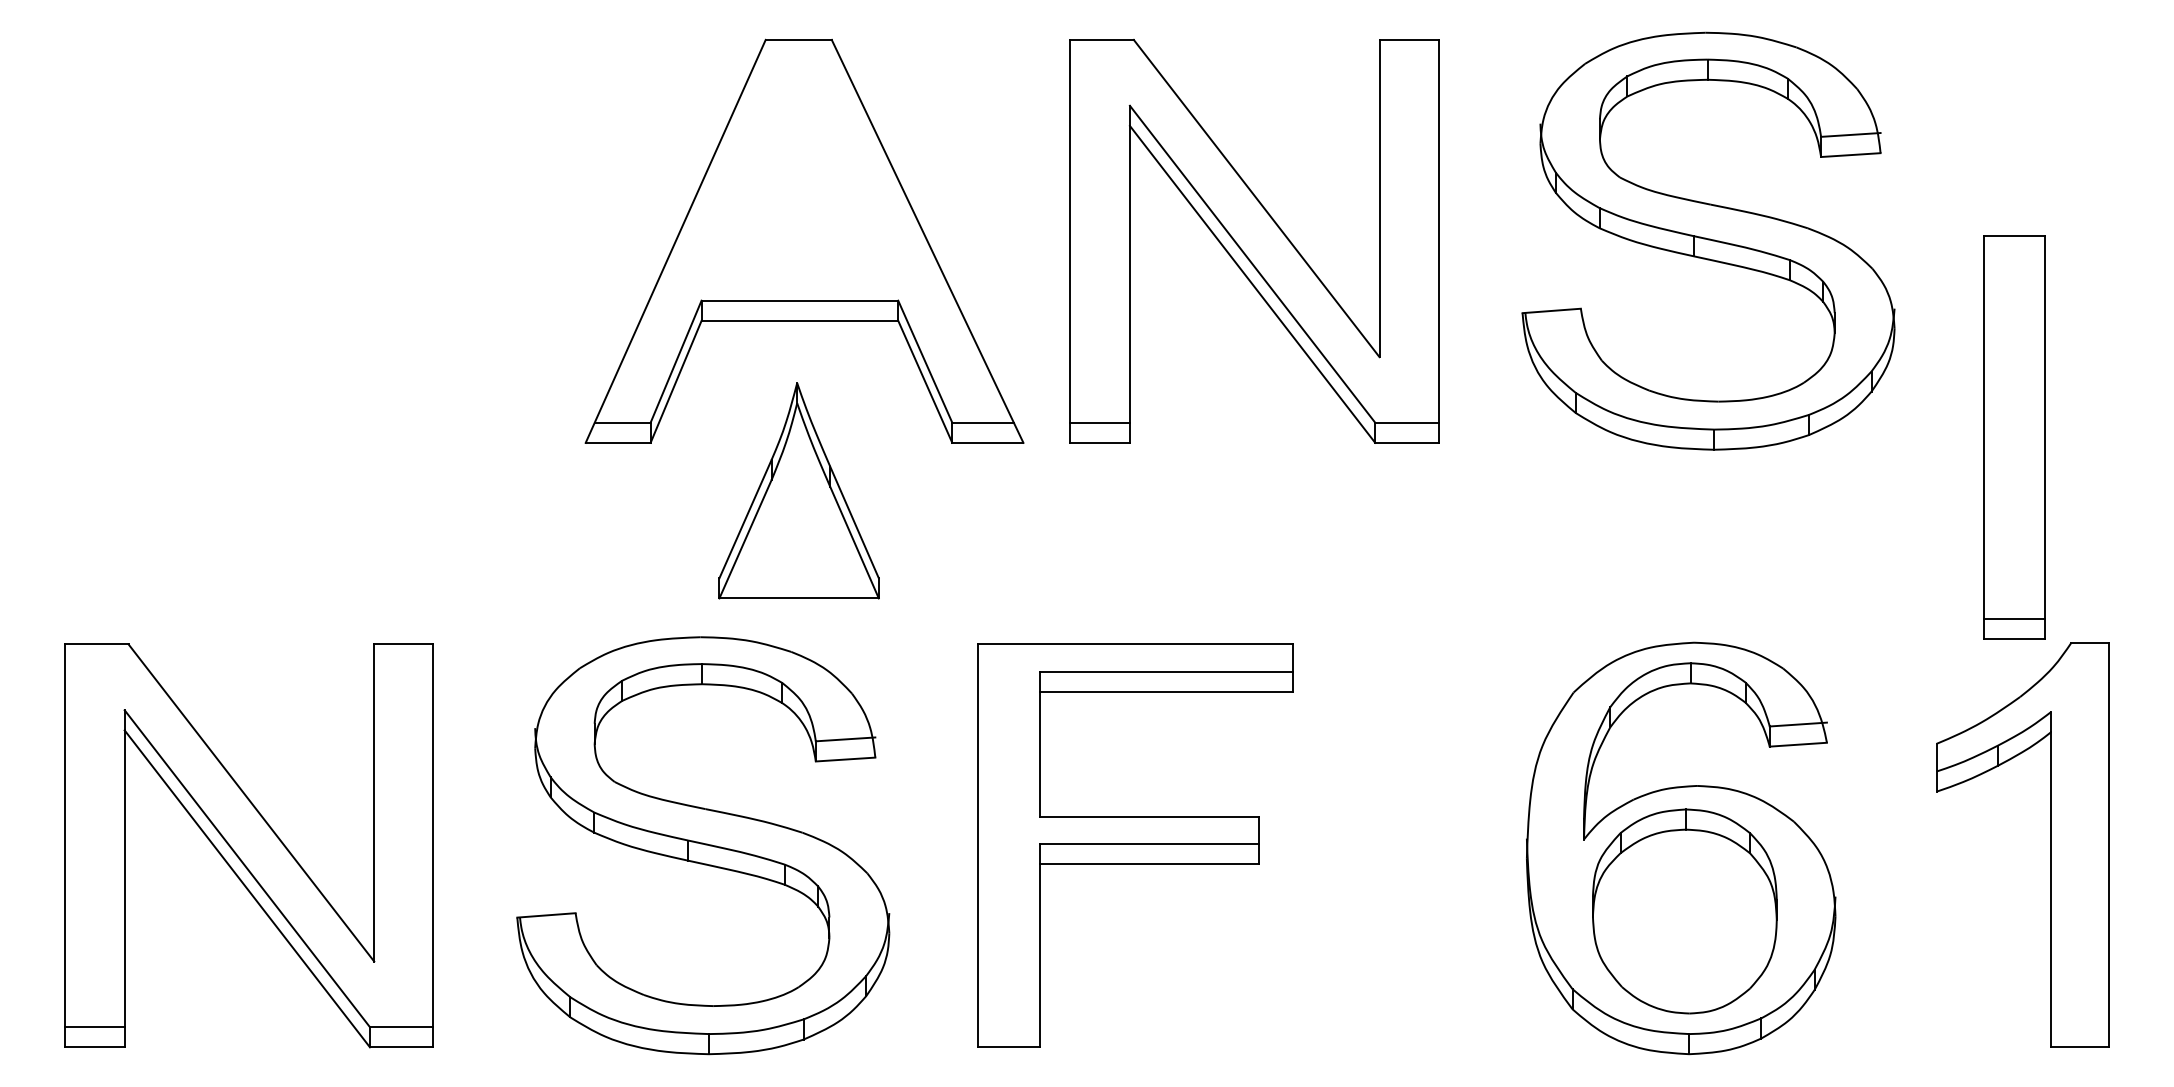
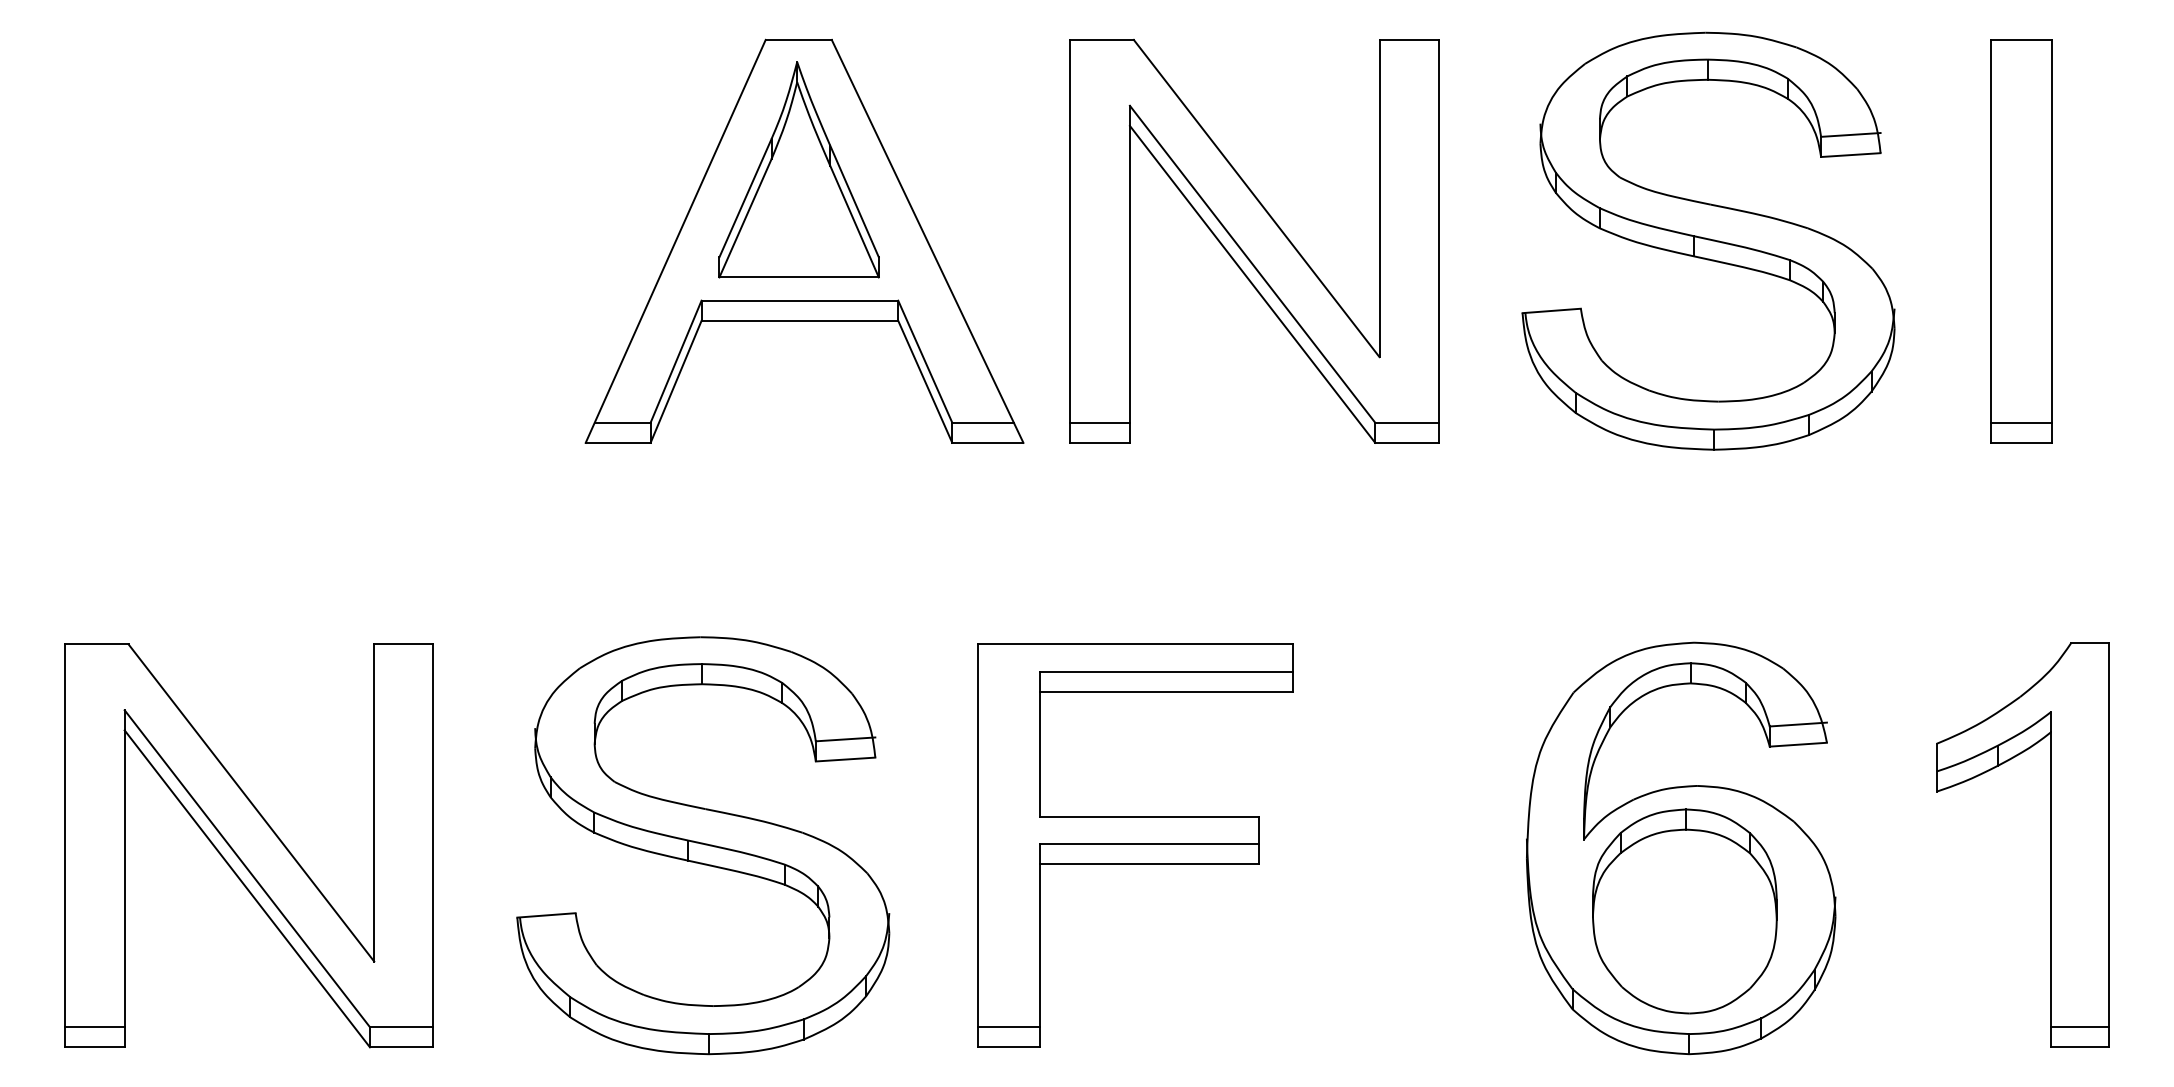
part position: (2014, 437) -> (2021, 241) (2021, 241)
part position: (798, 490) -> (798, 169) (798, 169)
line: none -> present (1008, 1027)
line: none -> present (2079, 1027)
